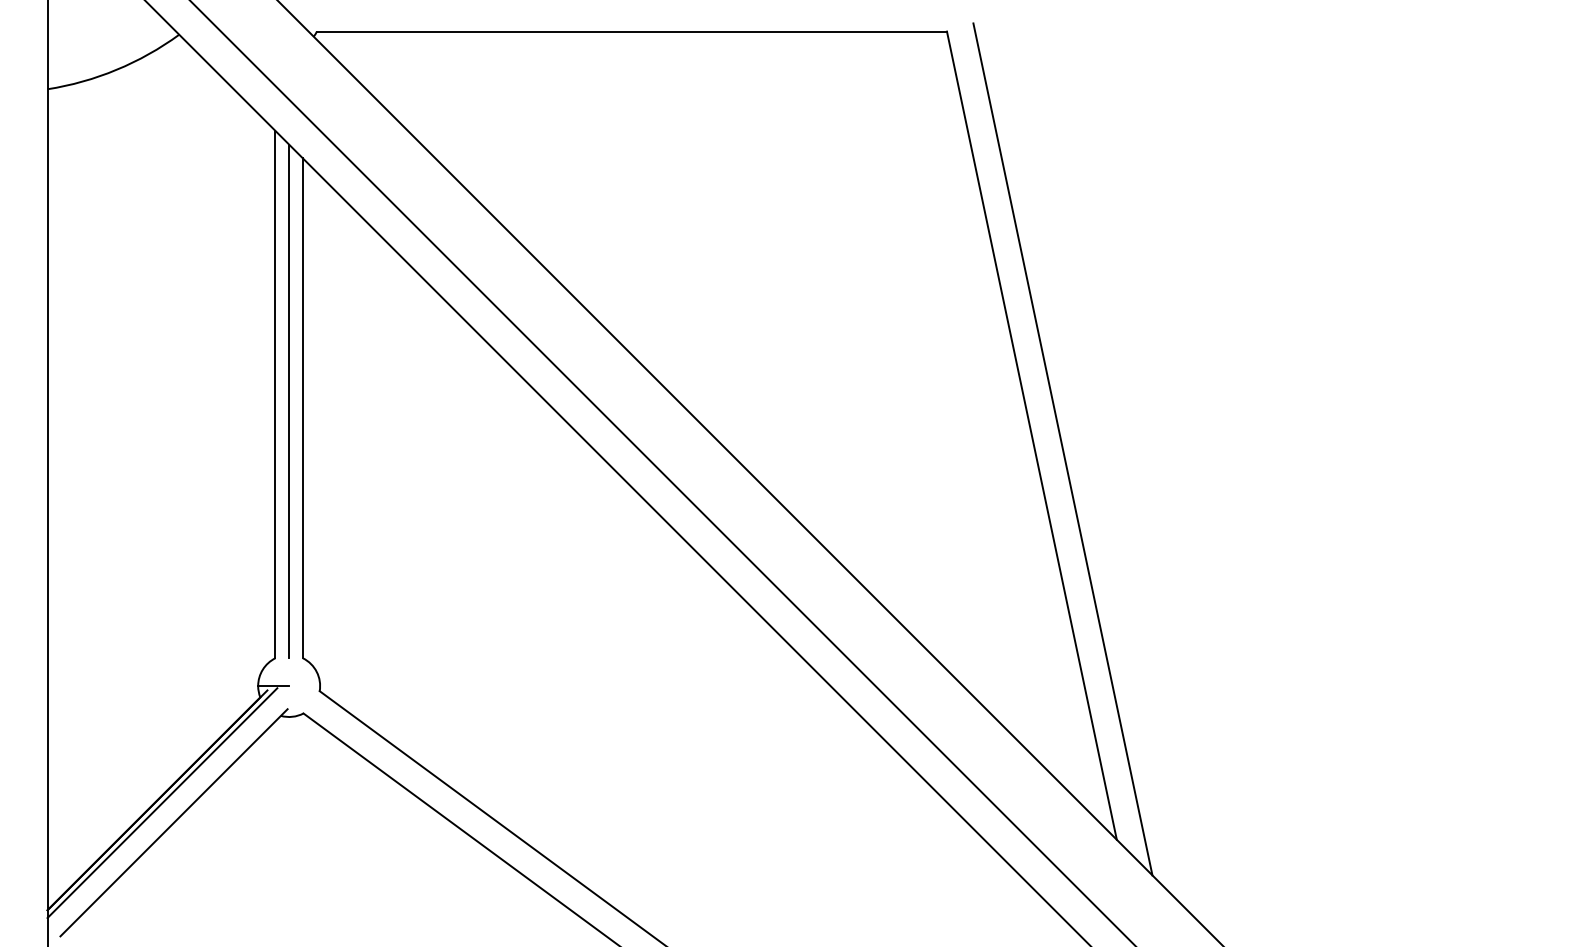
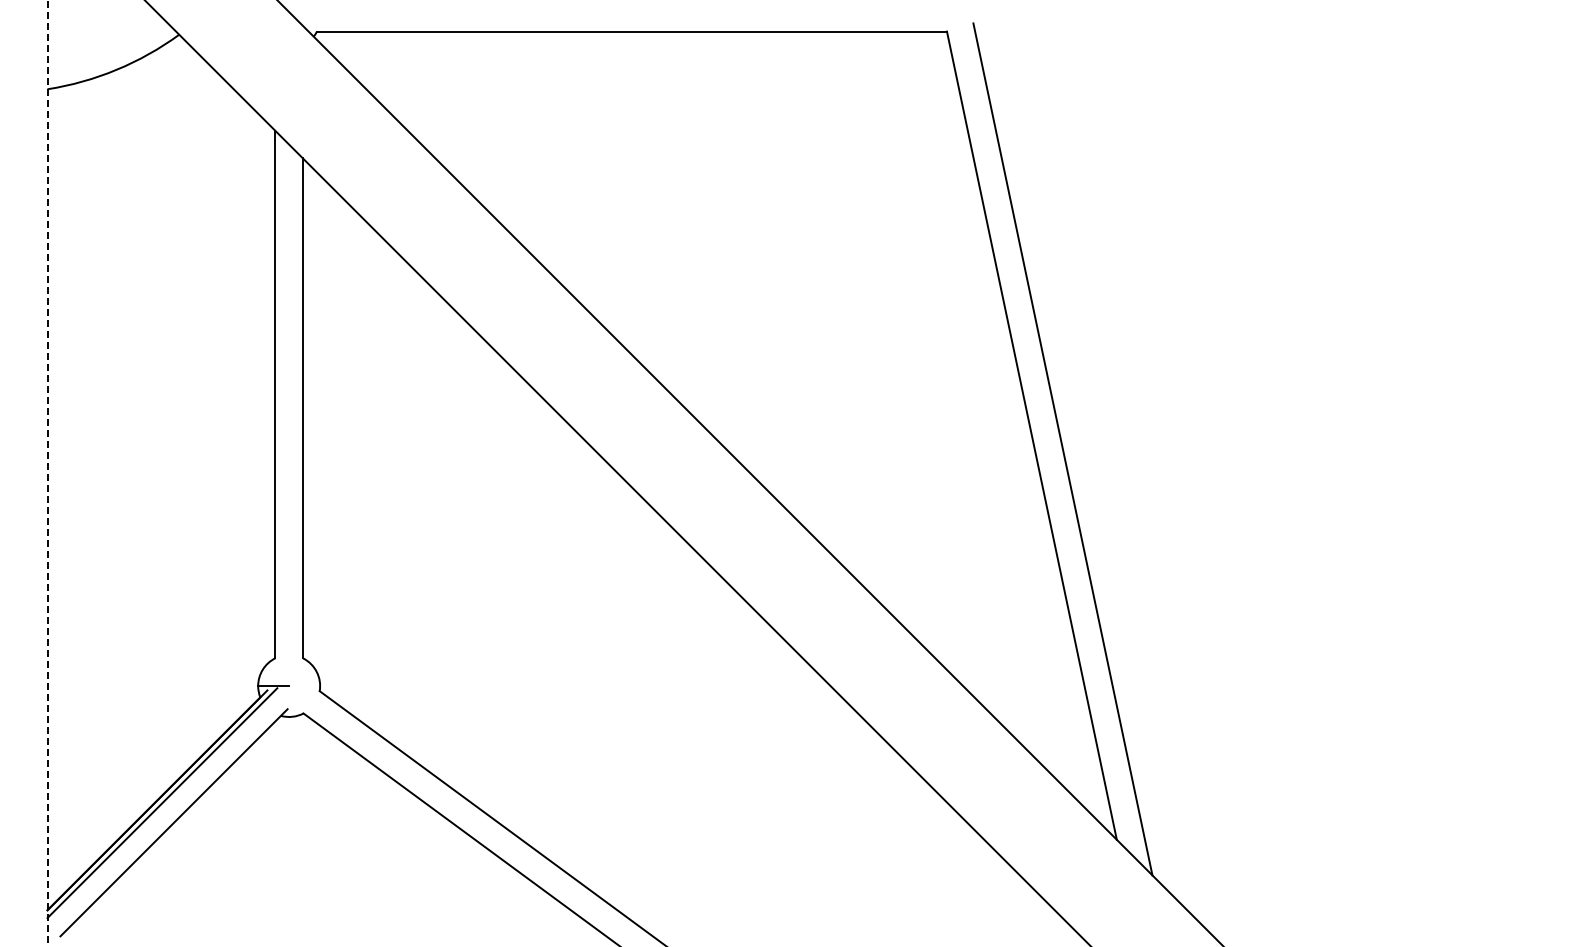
line: present -> none (289, 401)
line: present -> none (662, 472)
line: solid -> dashed (47, 473)
